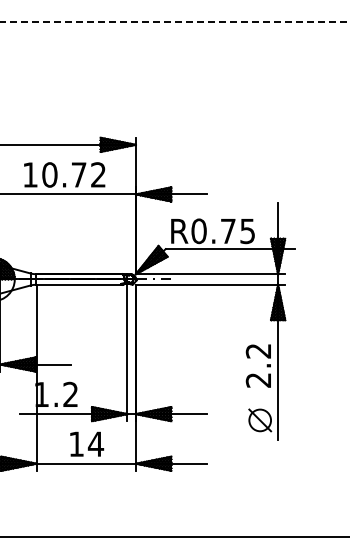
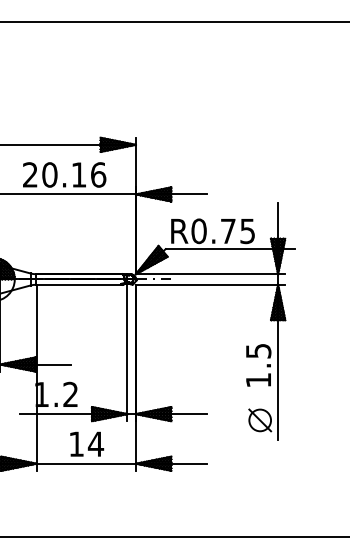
line: dashed -> solid (174, 22)
text: 10.72 -> 20.16 (64, 174)
text: 2.2 -> 1.5 (258, 365)
